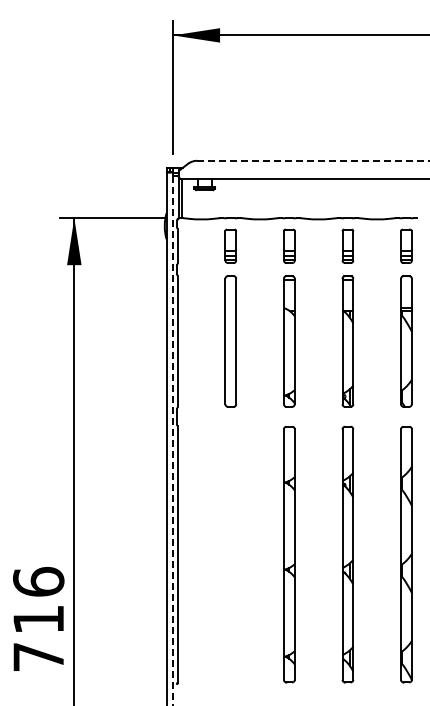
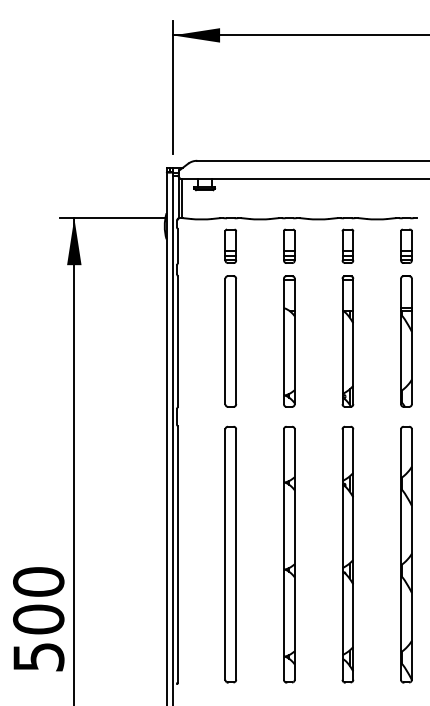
line: dashed -> solid (314, 160)
line: dashed -> solid (173, 440)
part: none -> present (230, 554)
text: 716 -> 500 (38, 618)
